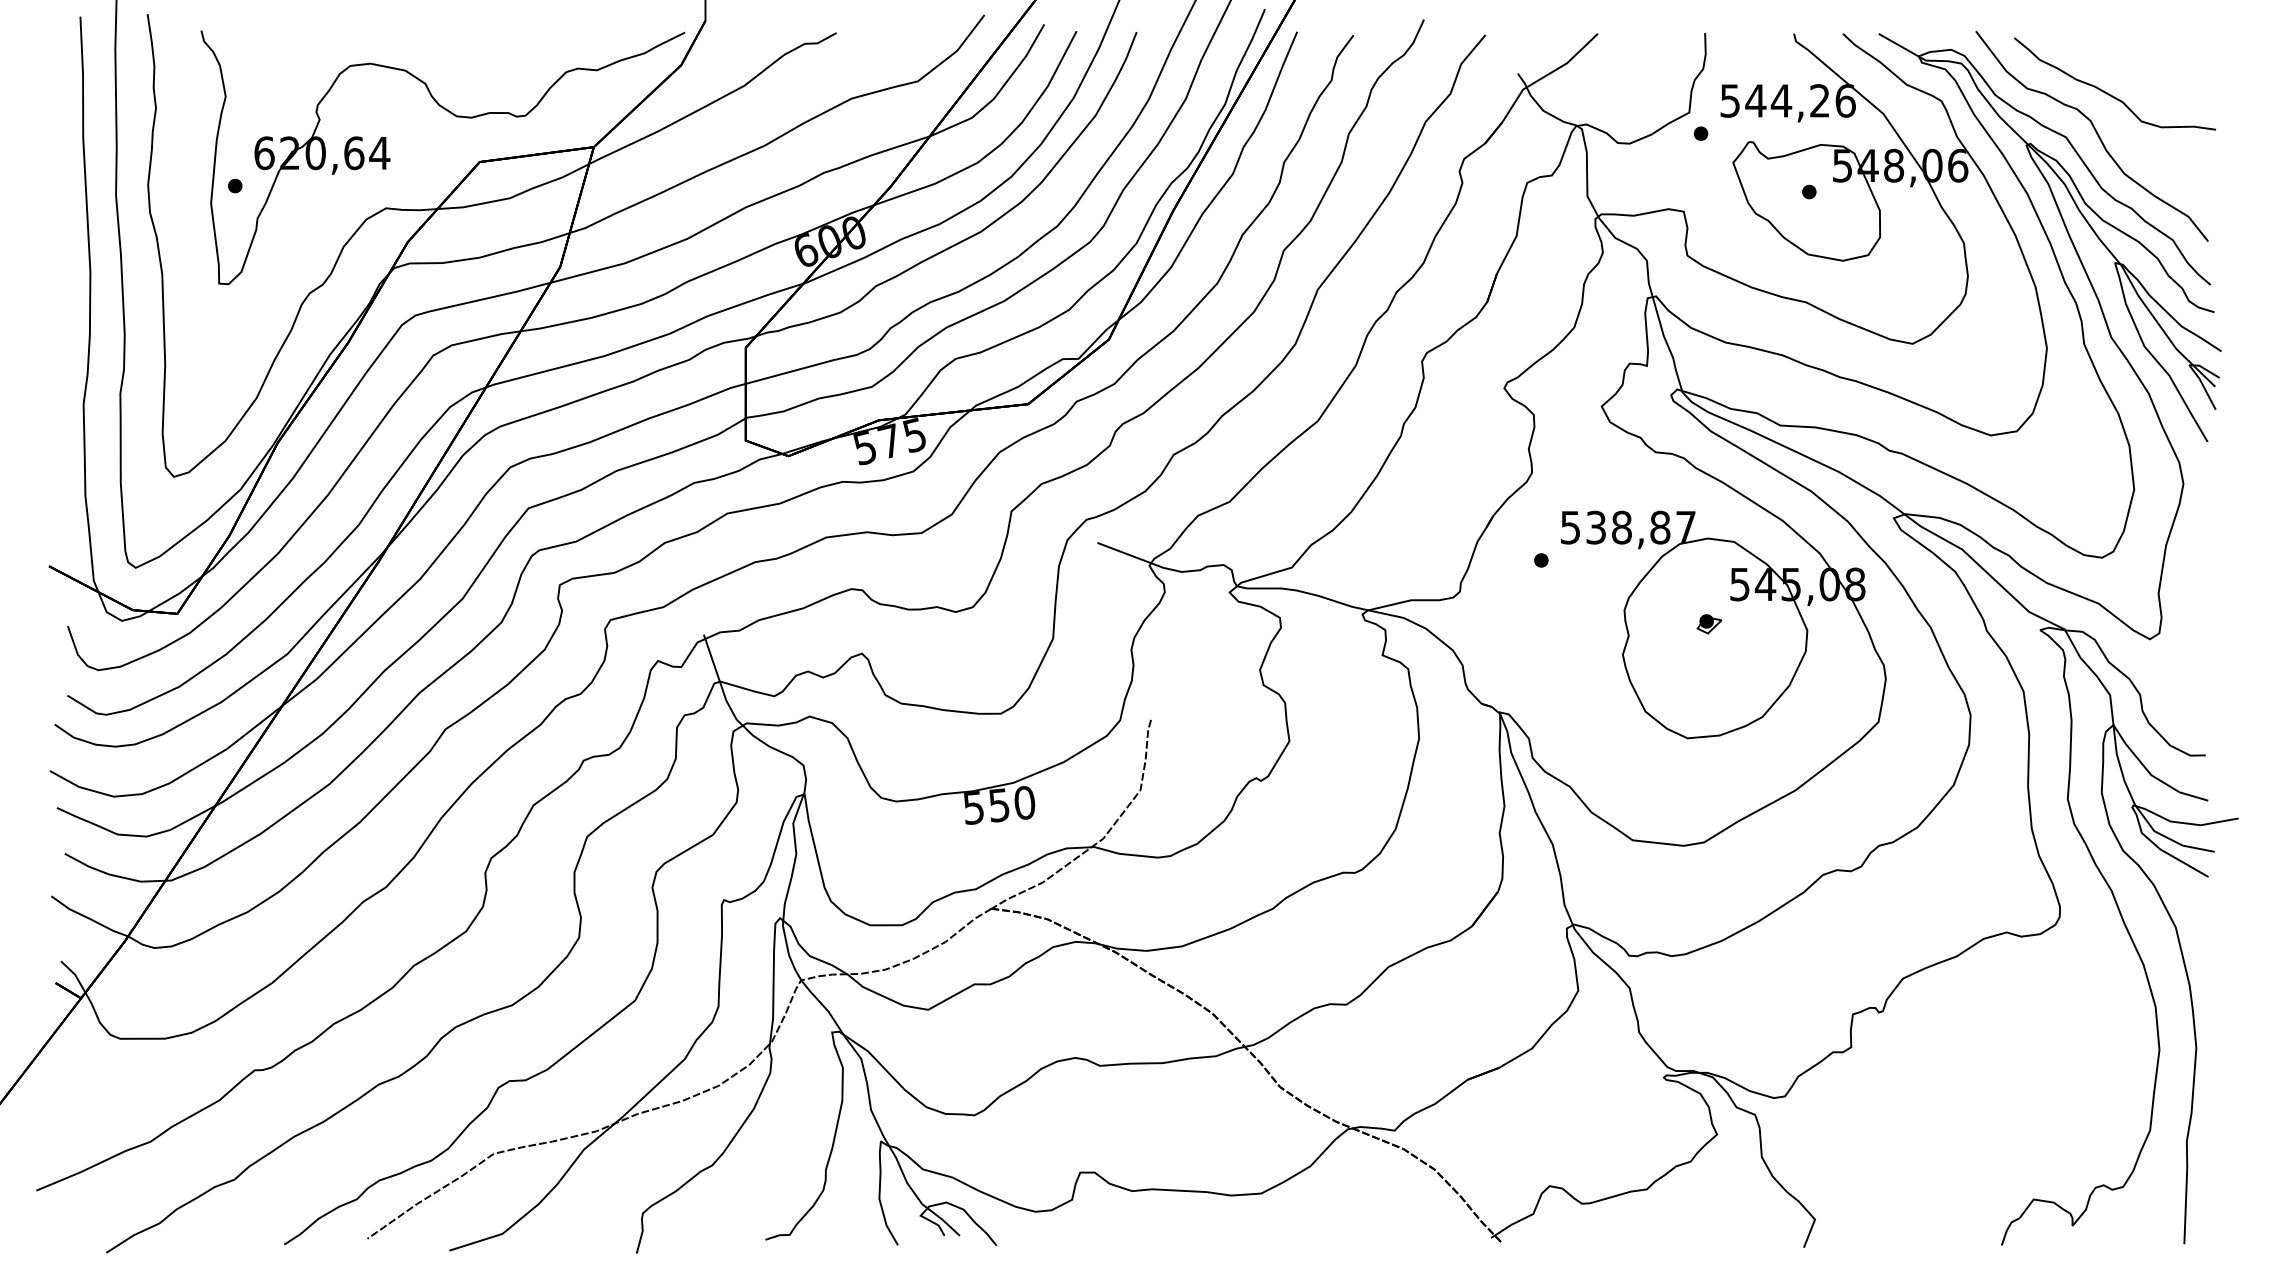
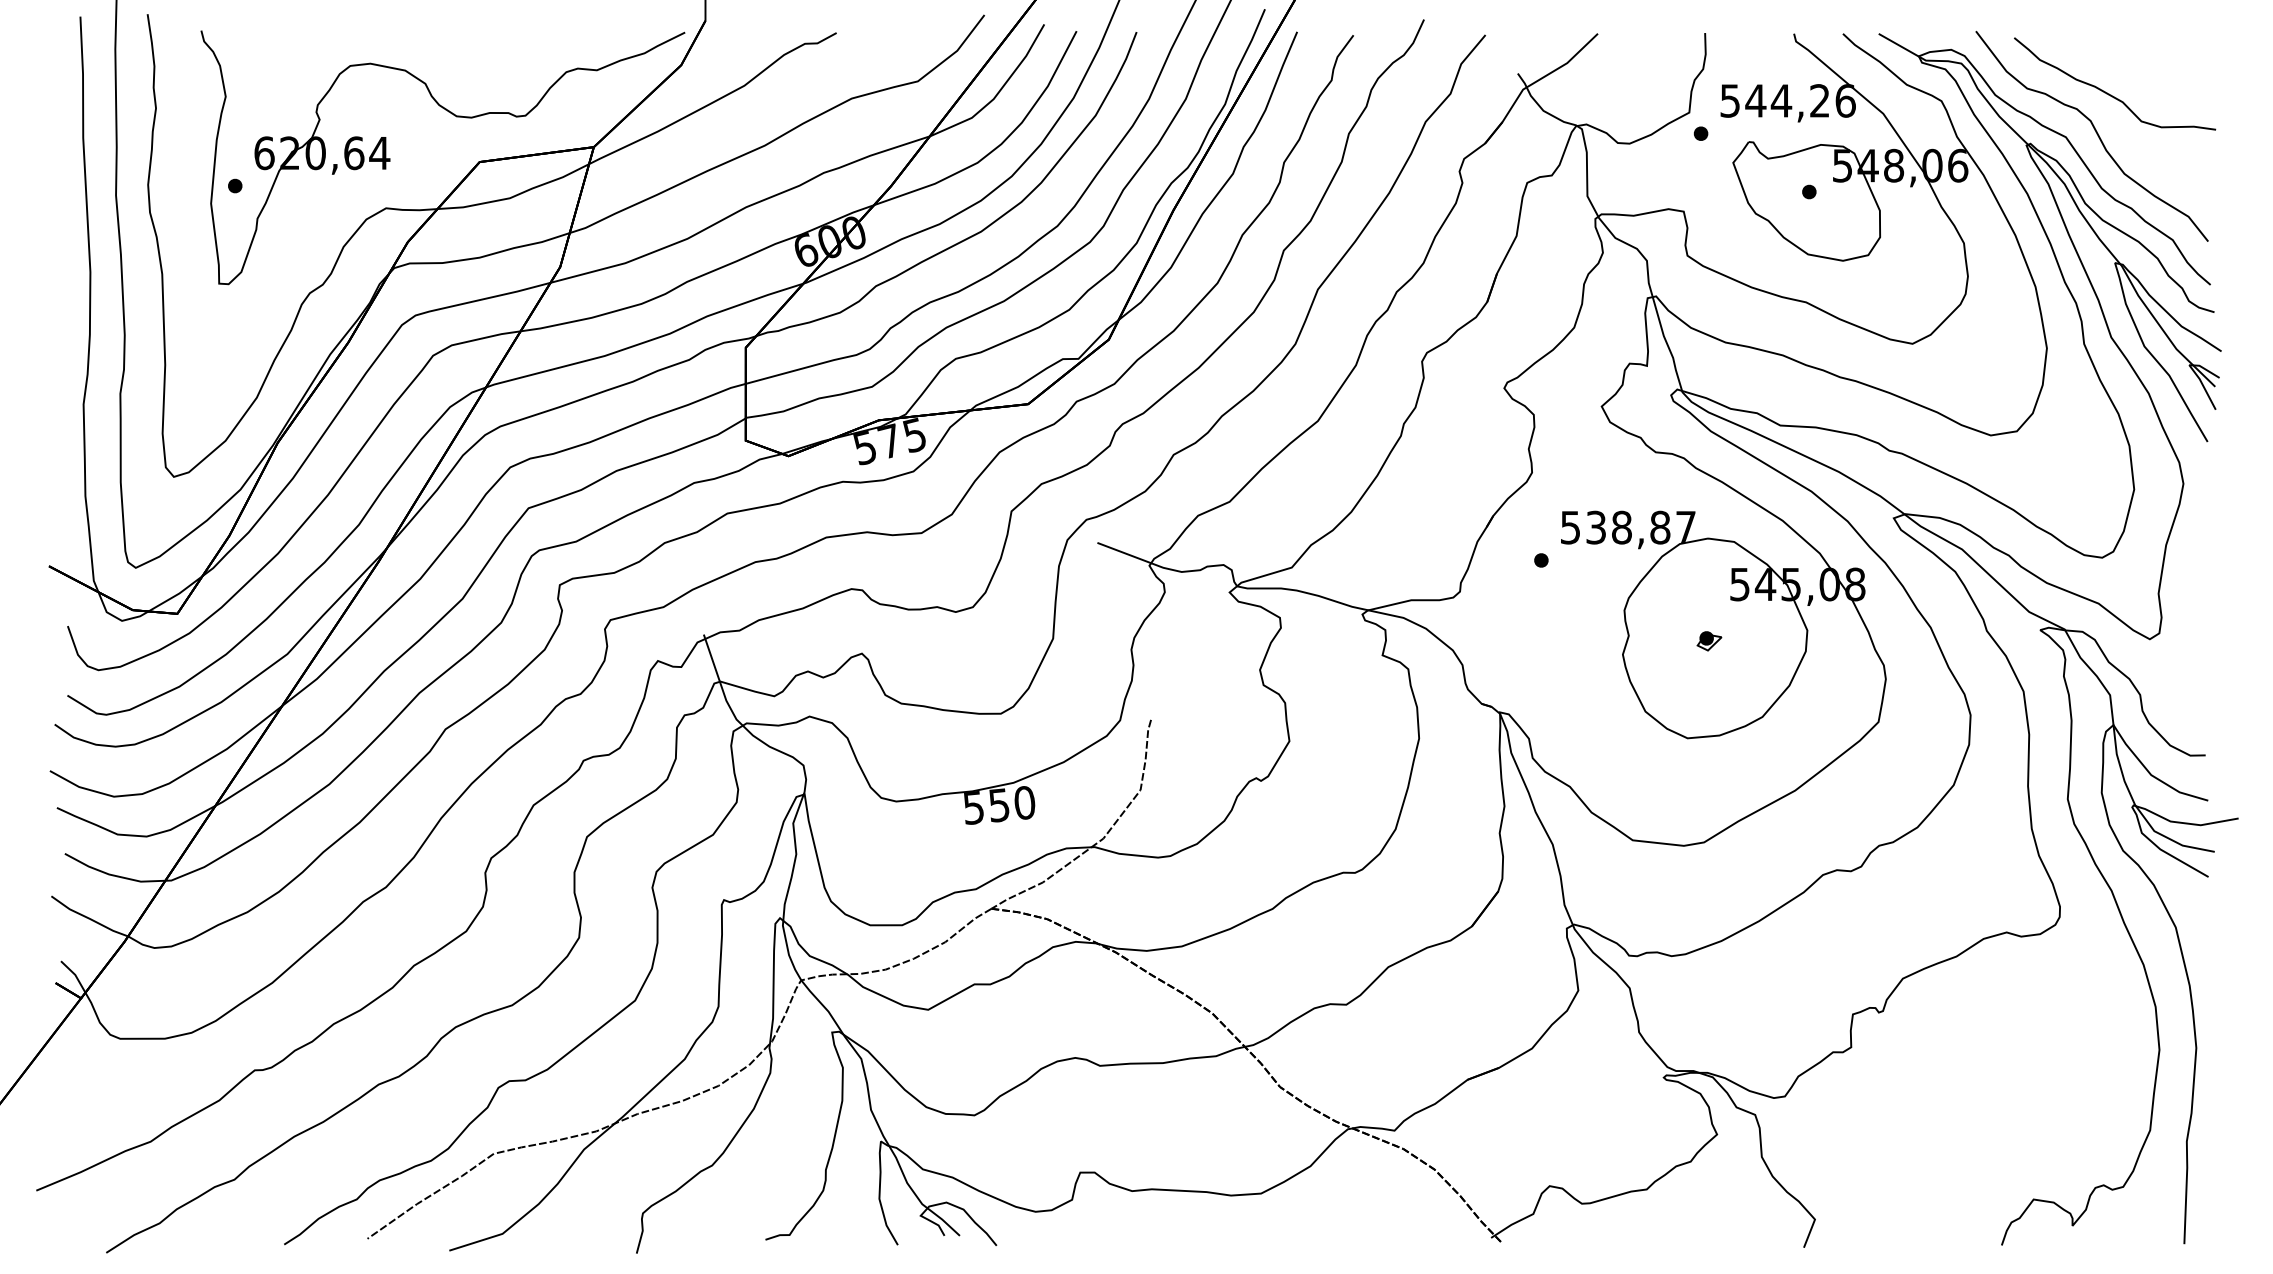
part position: (1709, 624) -> (1709, 641) (1709, 641)
